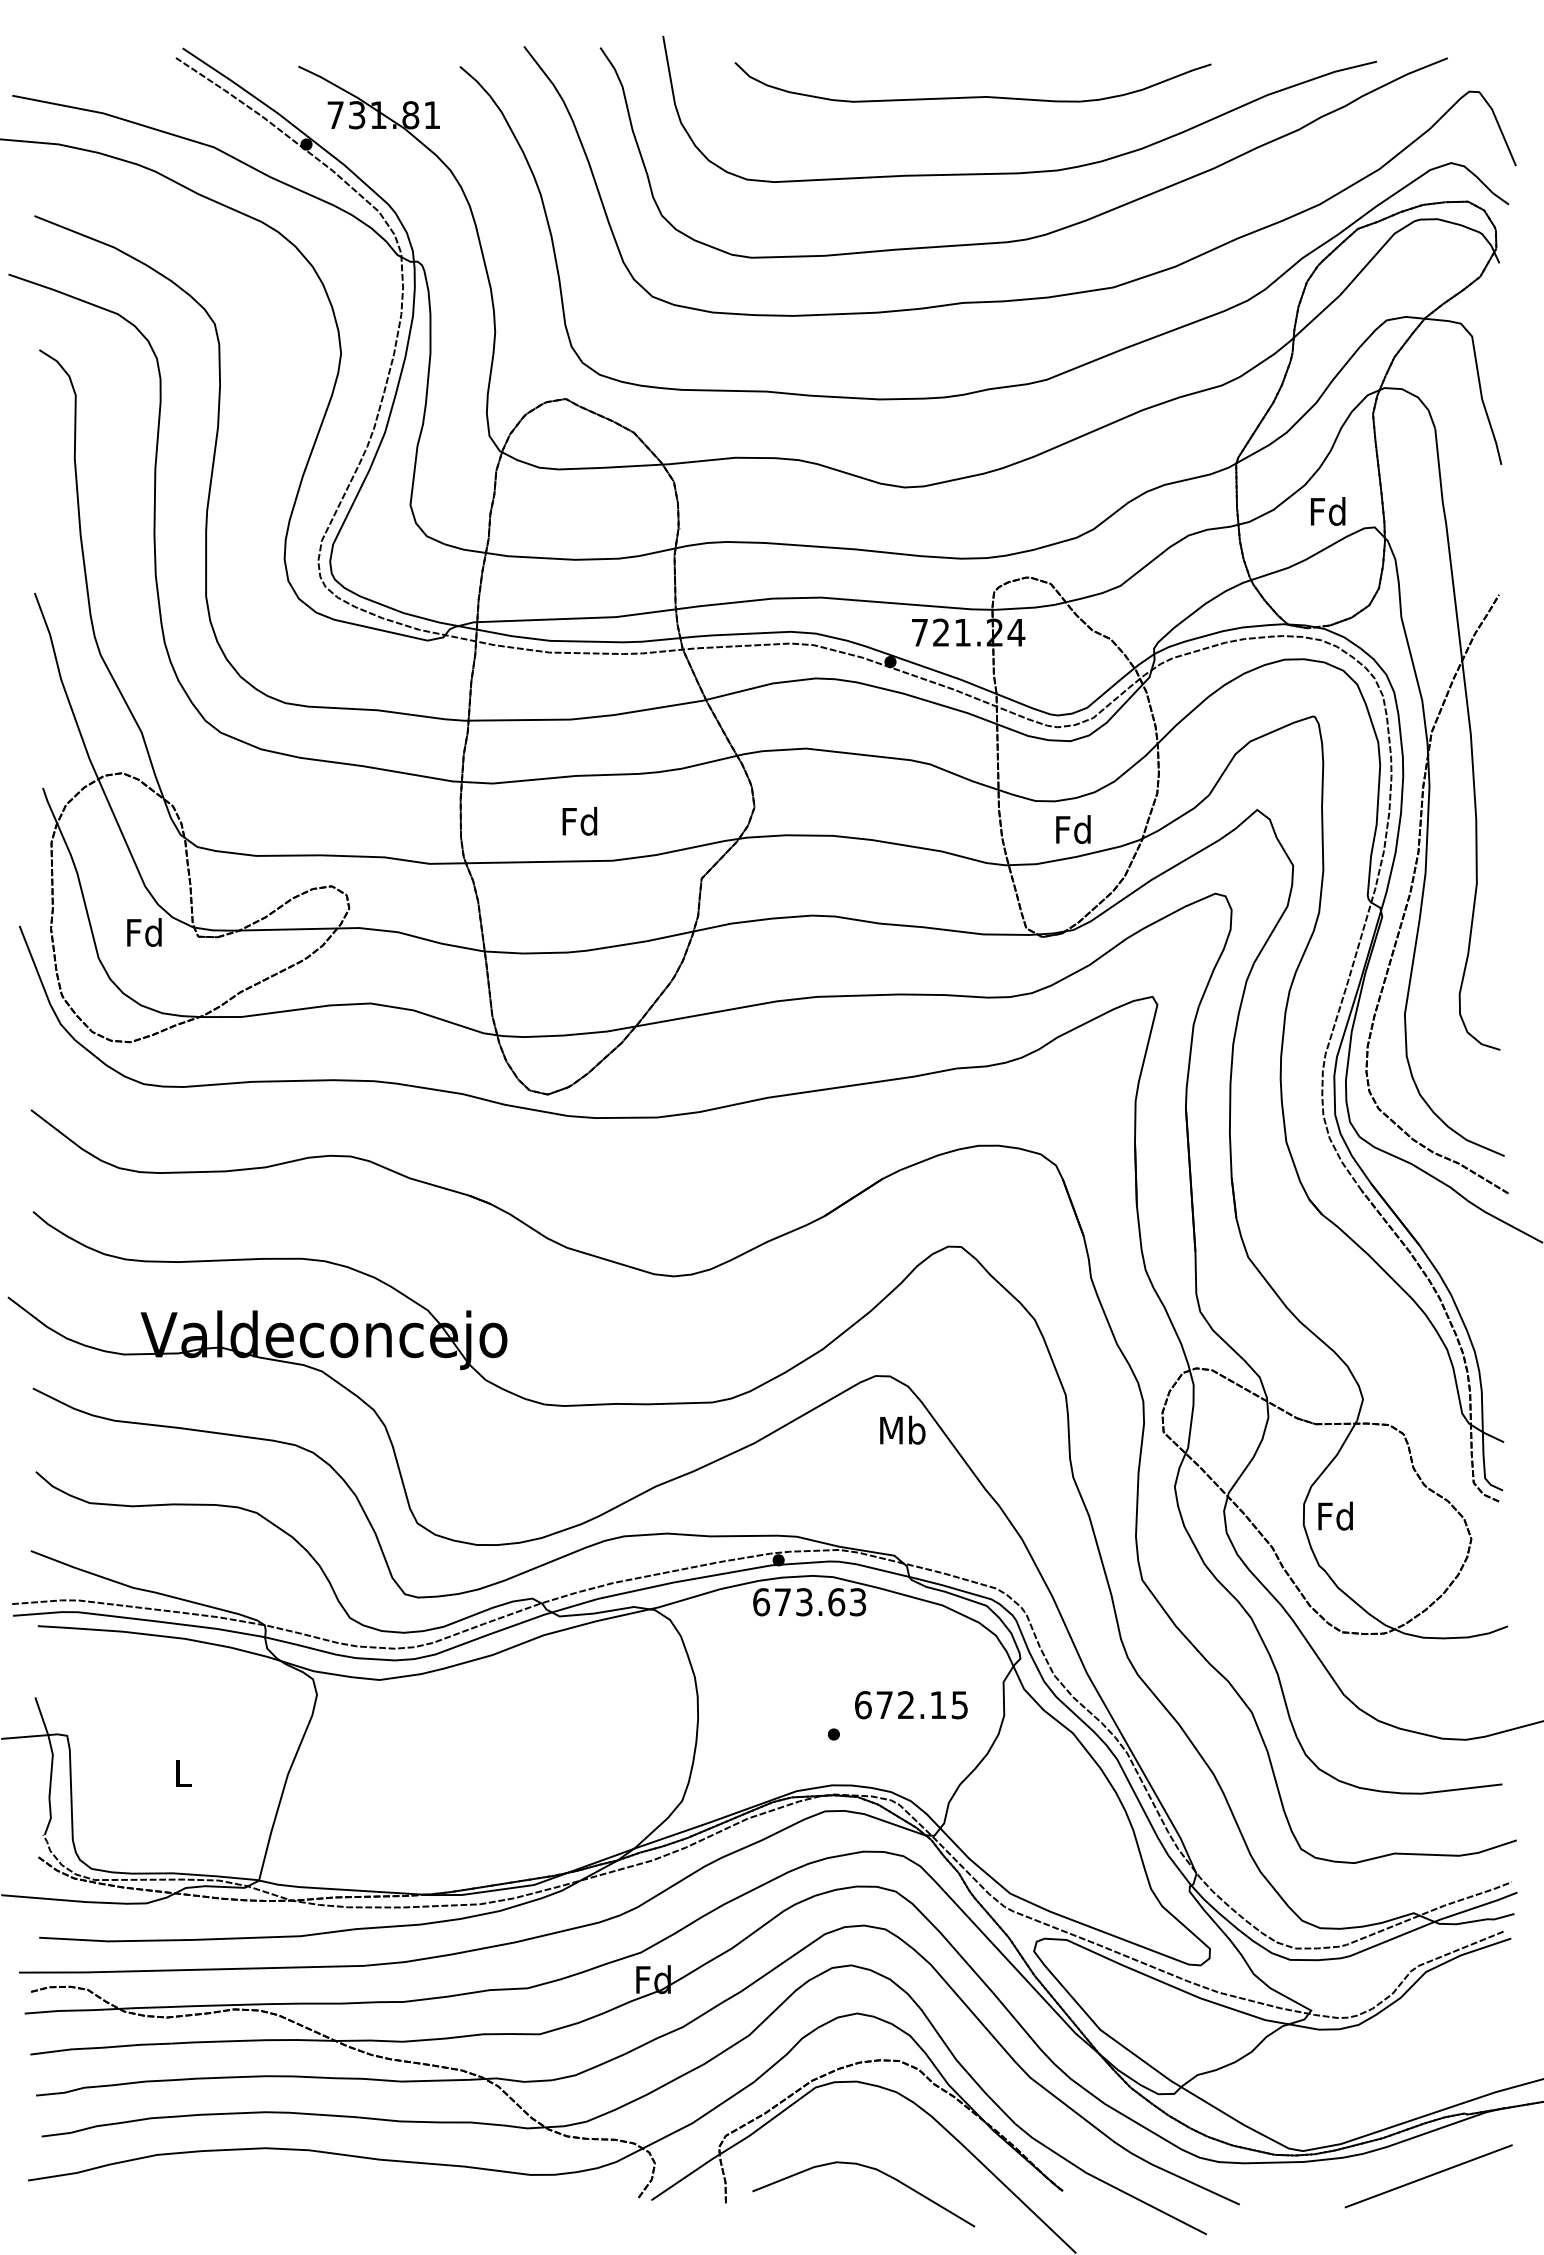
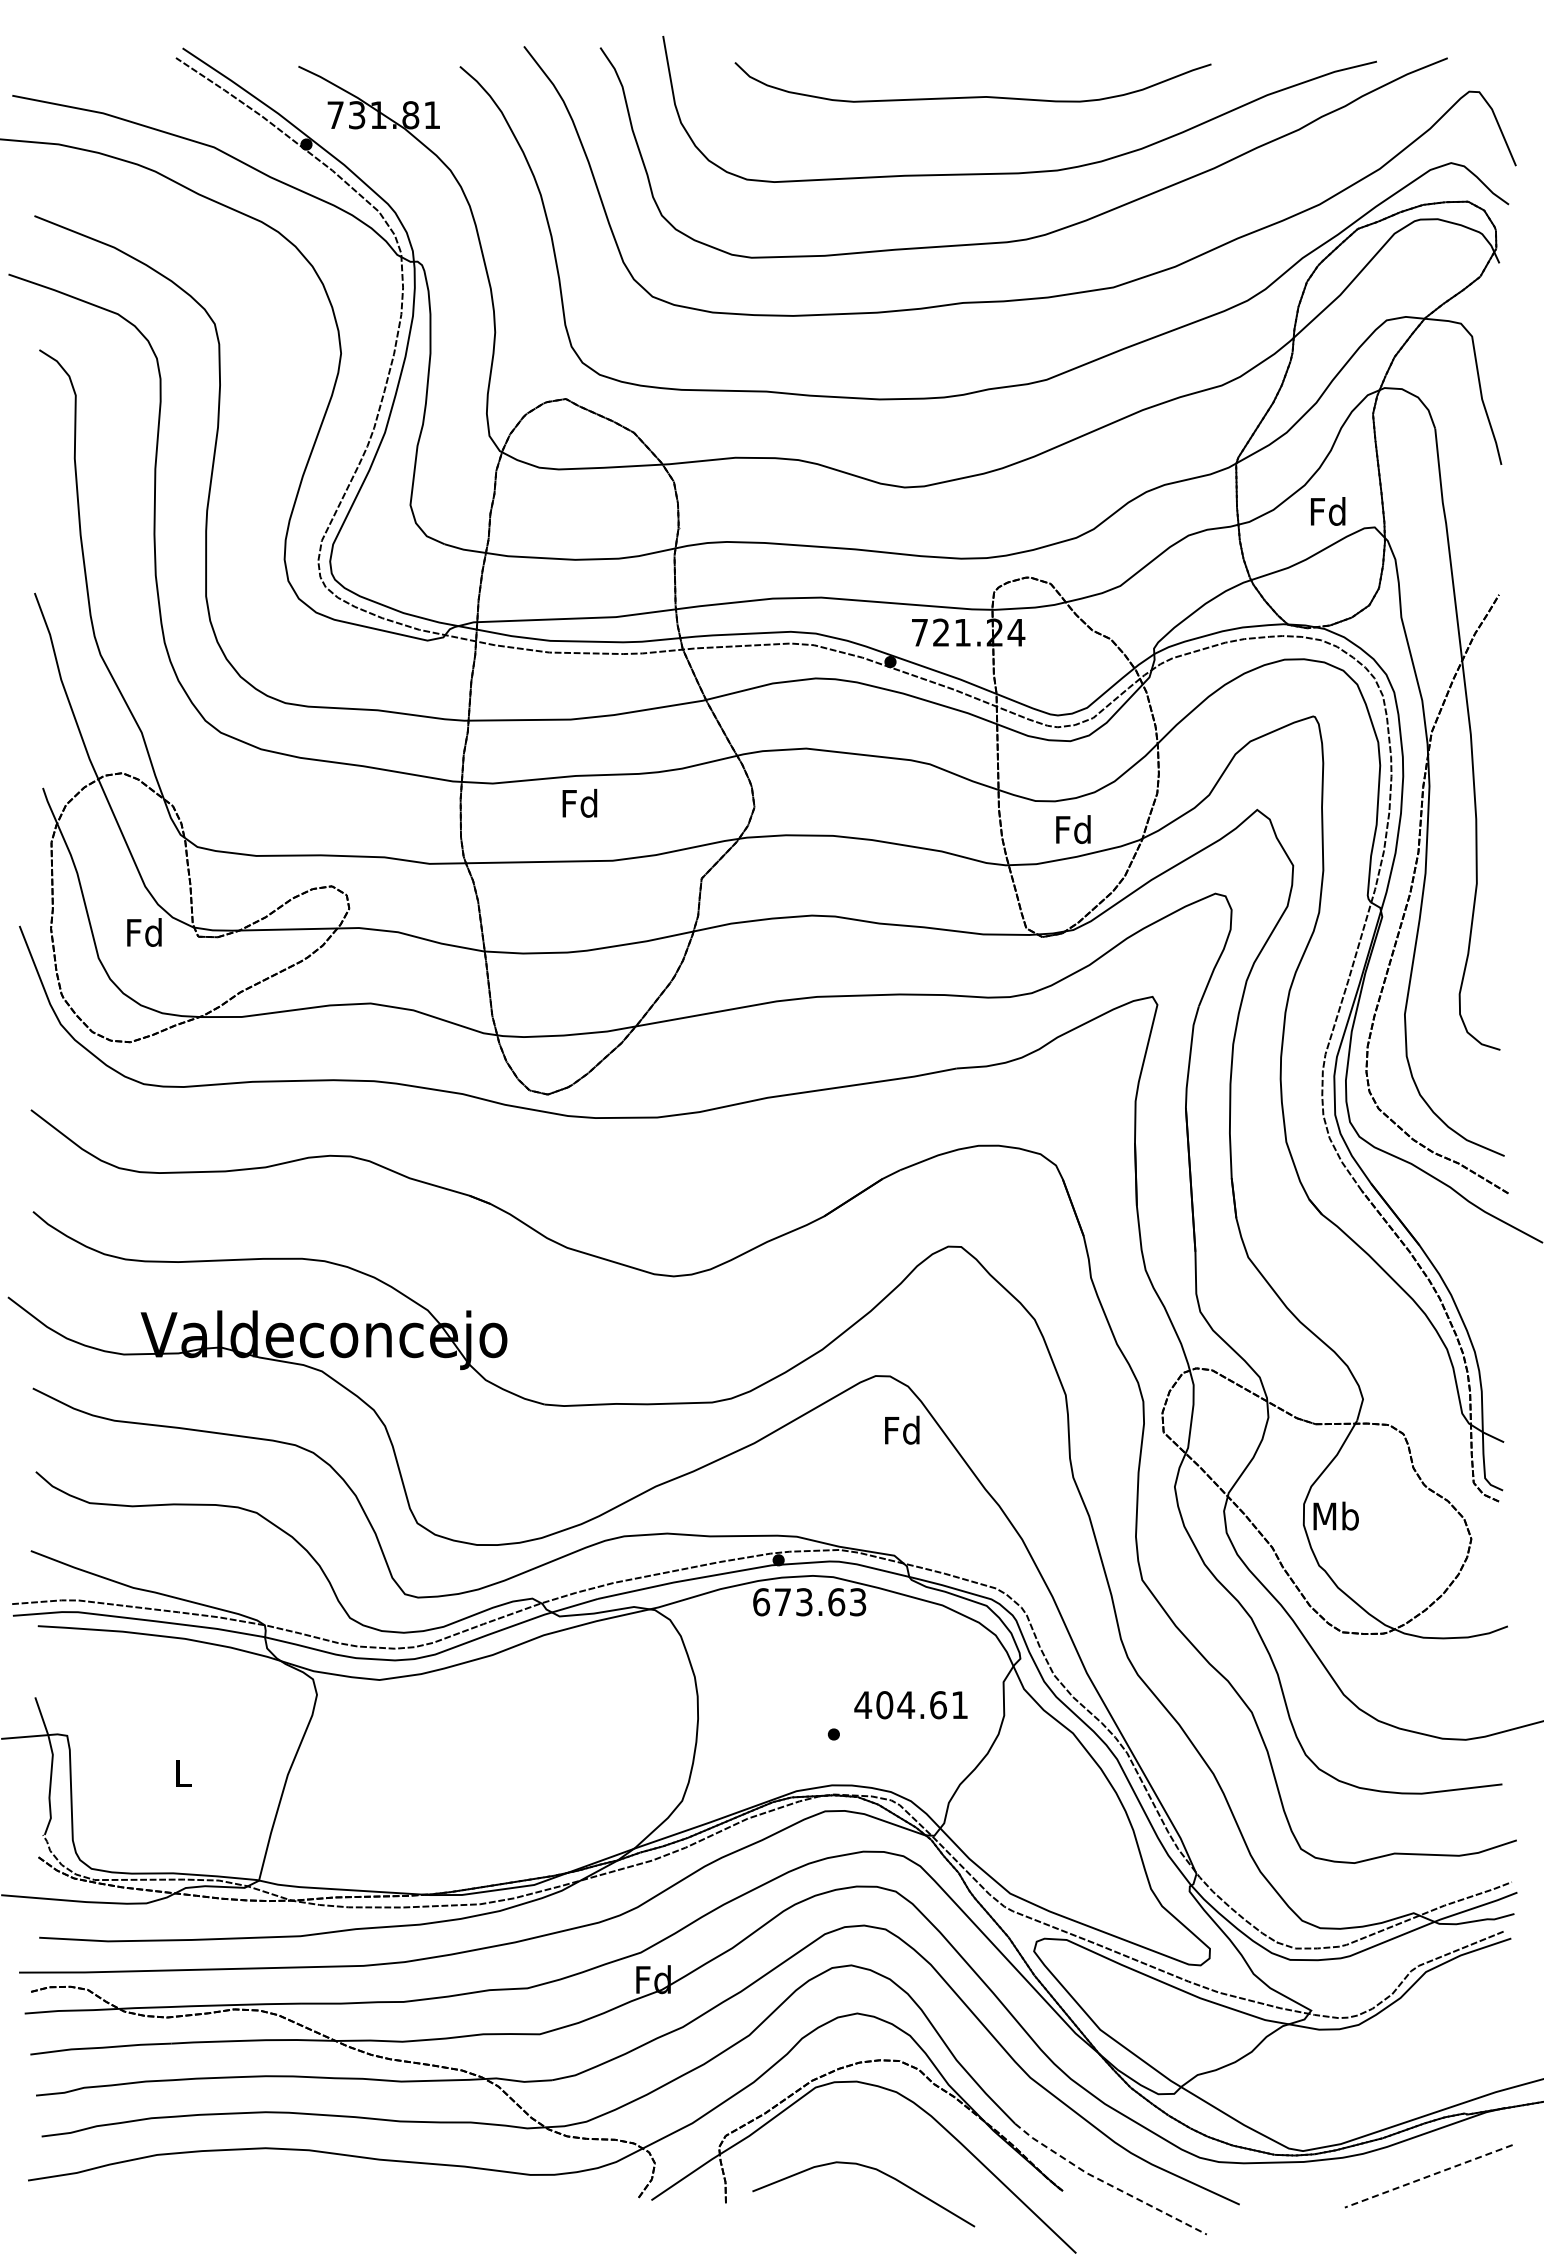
text position: (579, 821) -> (579, 803) (579, 803)
text: Mb -> Fd (902, 1429)
text: Fd -> Mb (1335, 1515)
text: 672.15 -> 404.61 (910, 1705)
line: solid -> dashed (1428, 2176)
line: solid -> dashed (1106, 2183)
